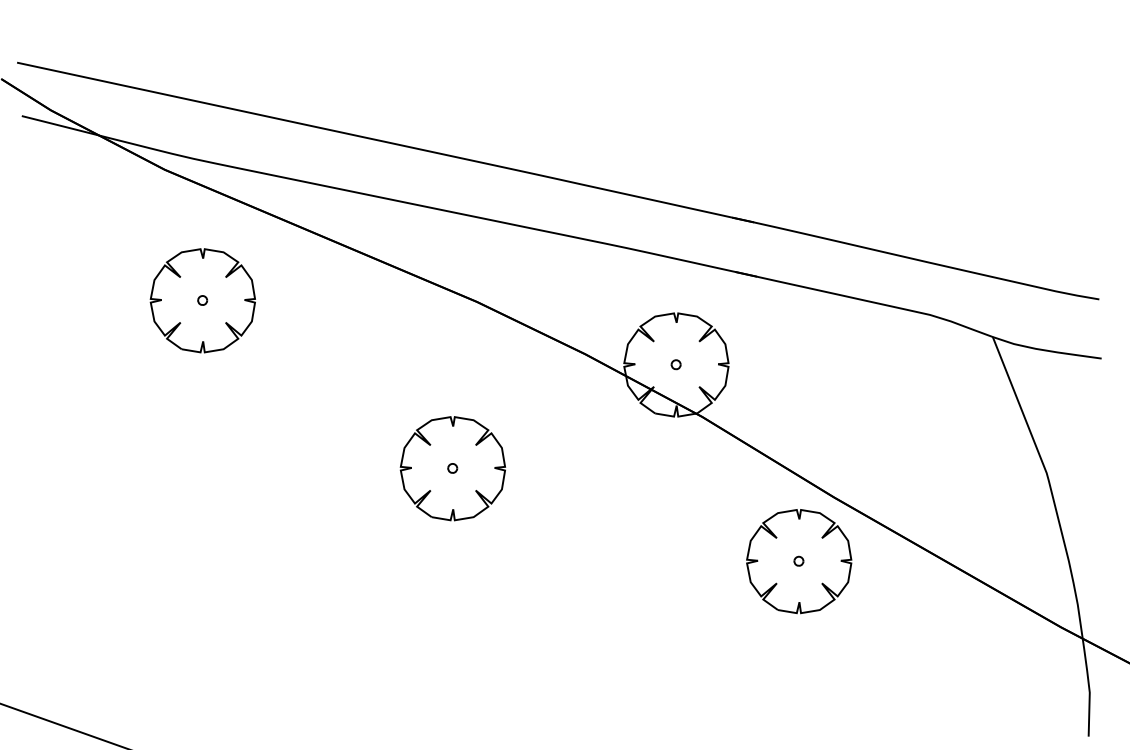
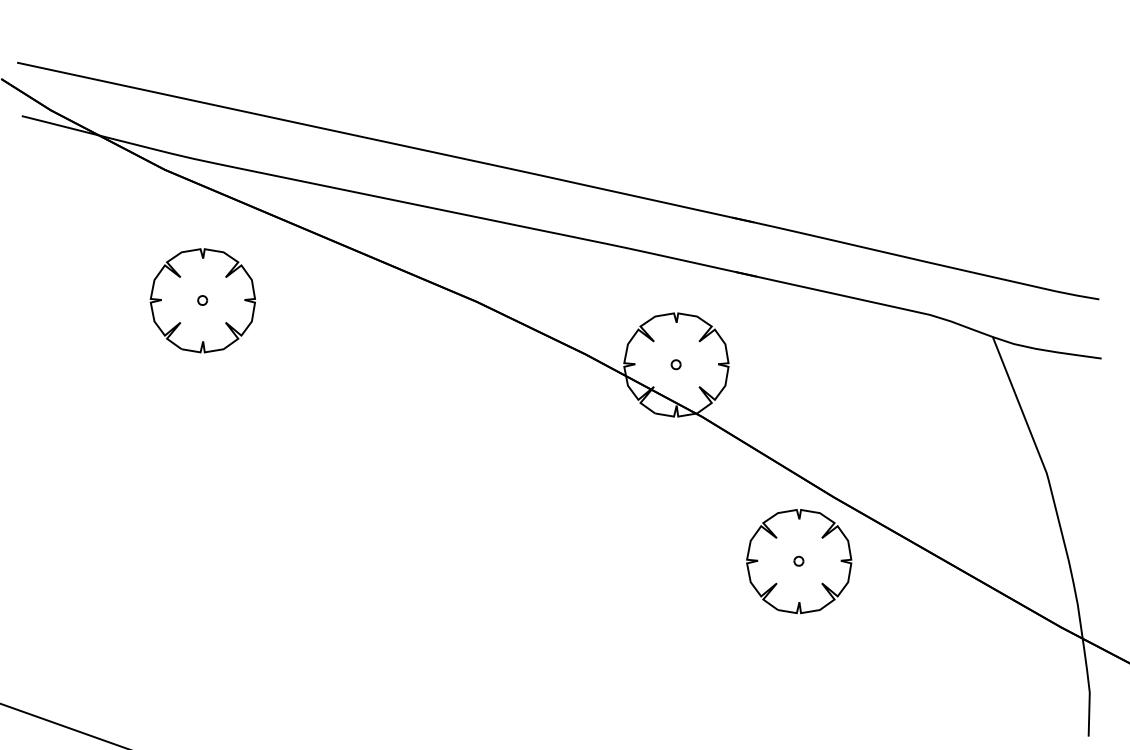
part: present -> none (452, 468)
